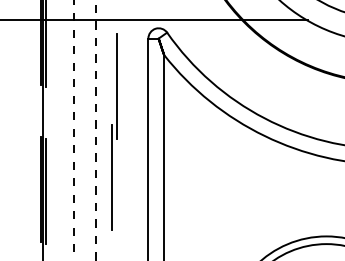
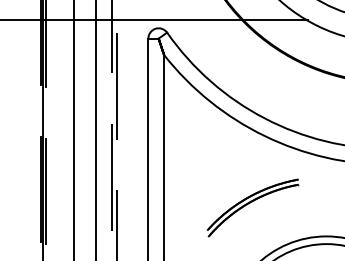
line: none -> present (112, 37)
line: dashed -> solid (74, 130)
line: dashed -> solid (95, 130)
part: none -> present (252, 207)
line: none -> present (117, 224)
